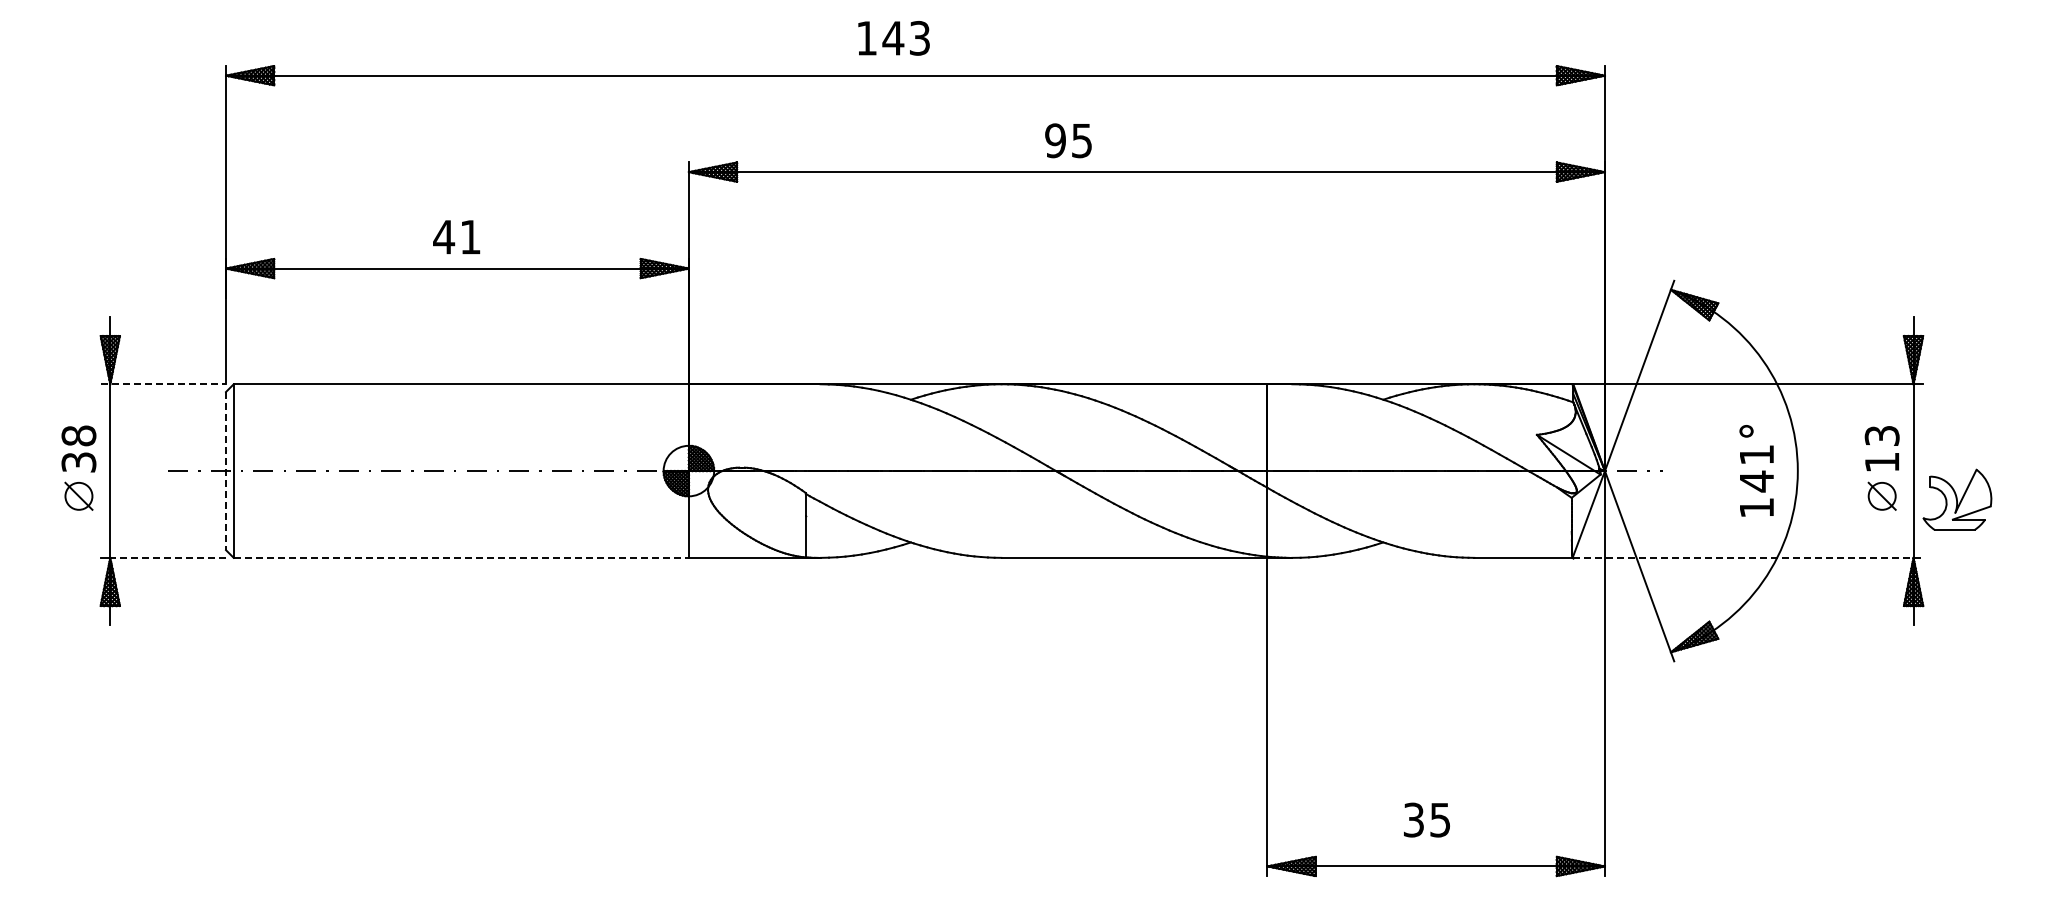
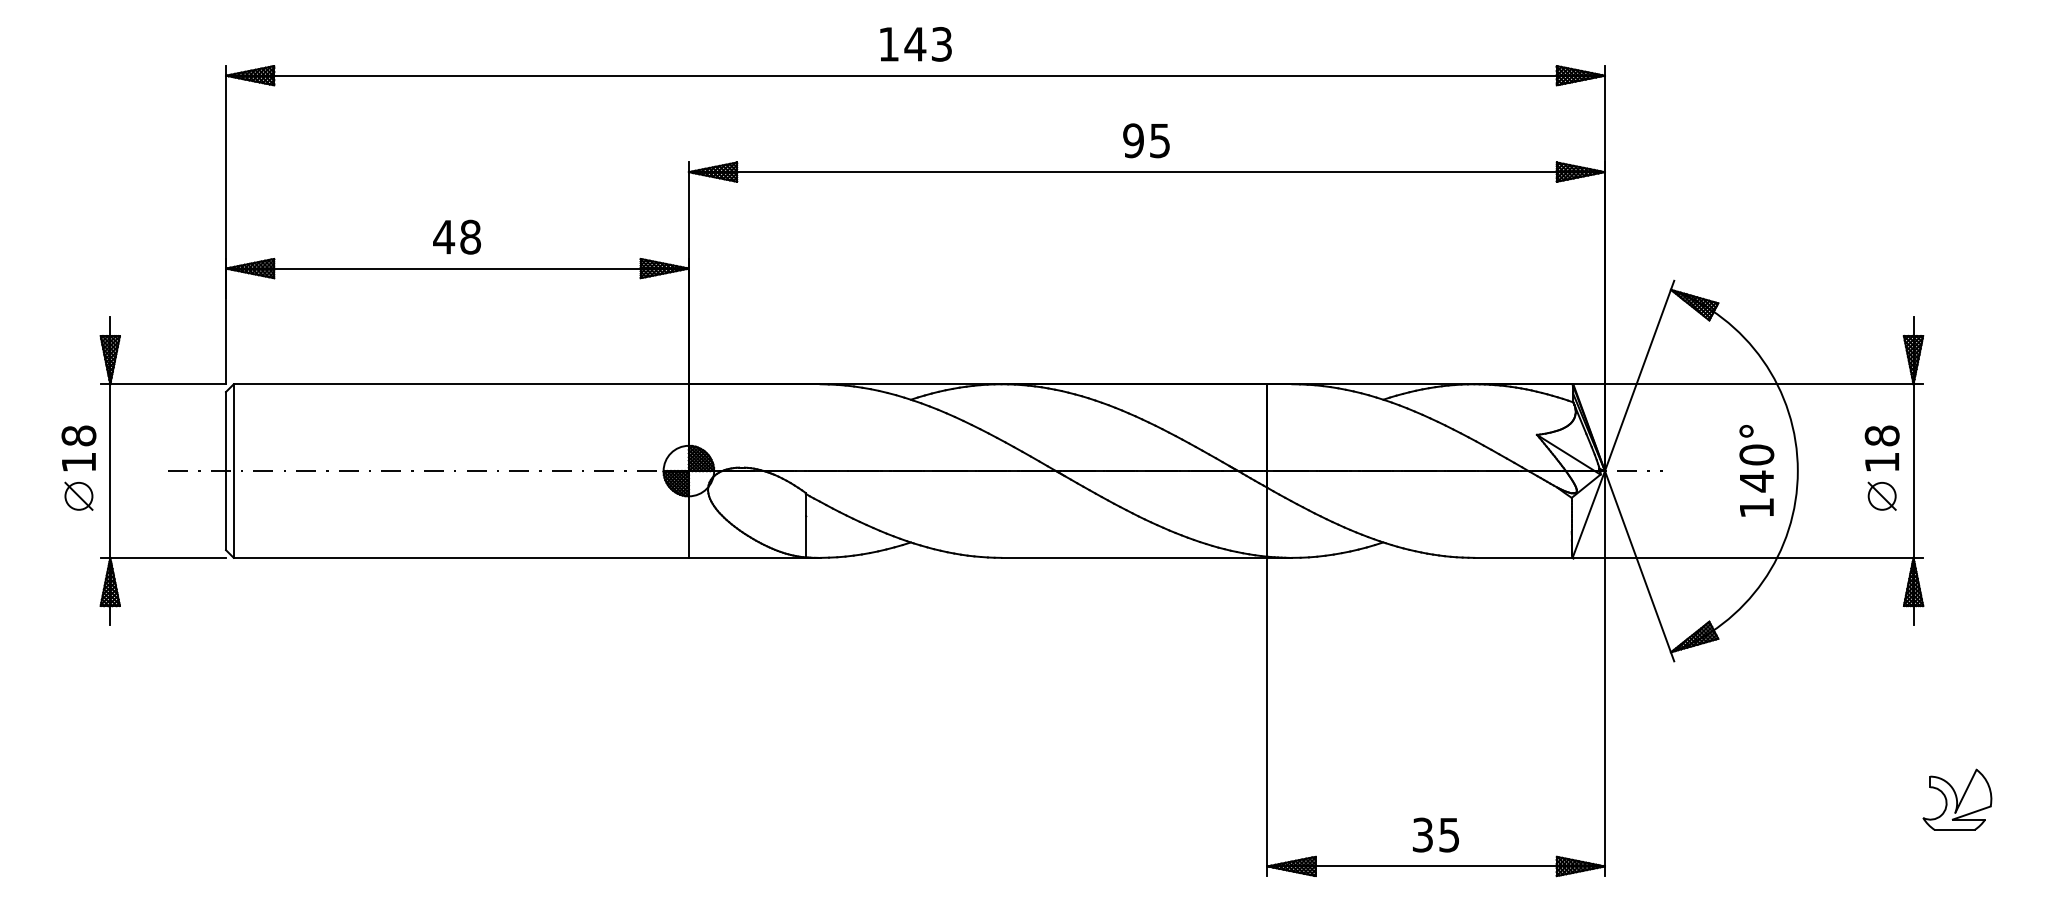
text position: (893, 38) -> (915, 44) (915, 44)
text position: (1068, 140) -> (1146, 140) (1146, 140)
text: 41 -> 48 (470, 236)
line: dashed -> solid (163, 384)
text: 13 -> 18 (1881, 435)
text: 141° -> 140° (1756, 454)
text: 38 -> 18 (78, 462)
line: dashed -> solid (226, 471)
part position: (1957, 499) -> (1957, 799) (1957, 799)
line: dashed -> solid (168, 557)
line: dashed -> solid (461, 557)
line: dashed -> solid (1748, 557)
text position: (1426, 819) -> (1435, 834) (1435, 834)
